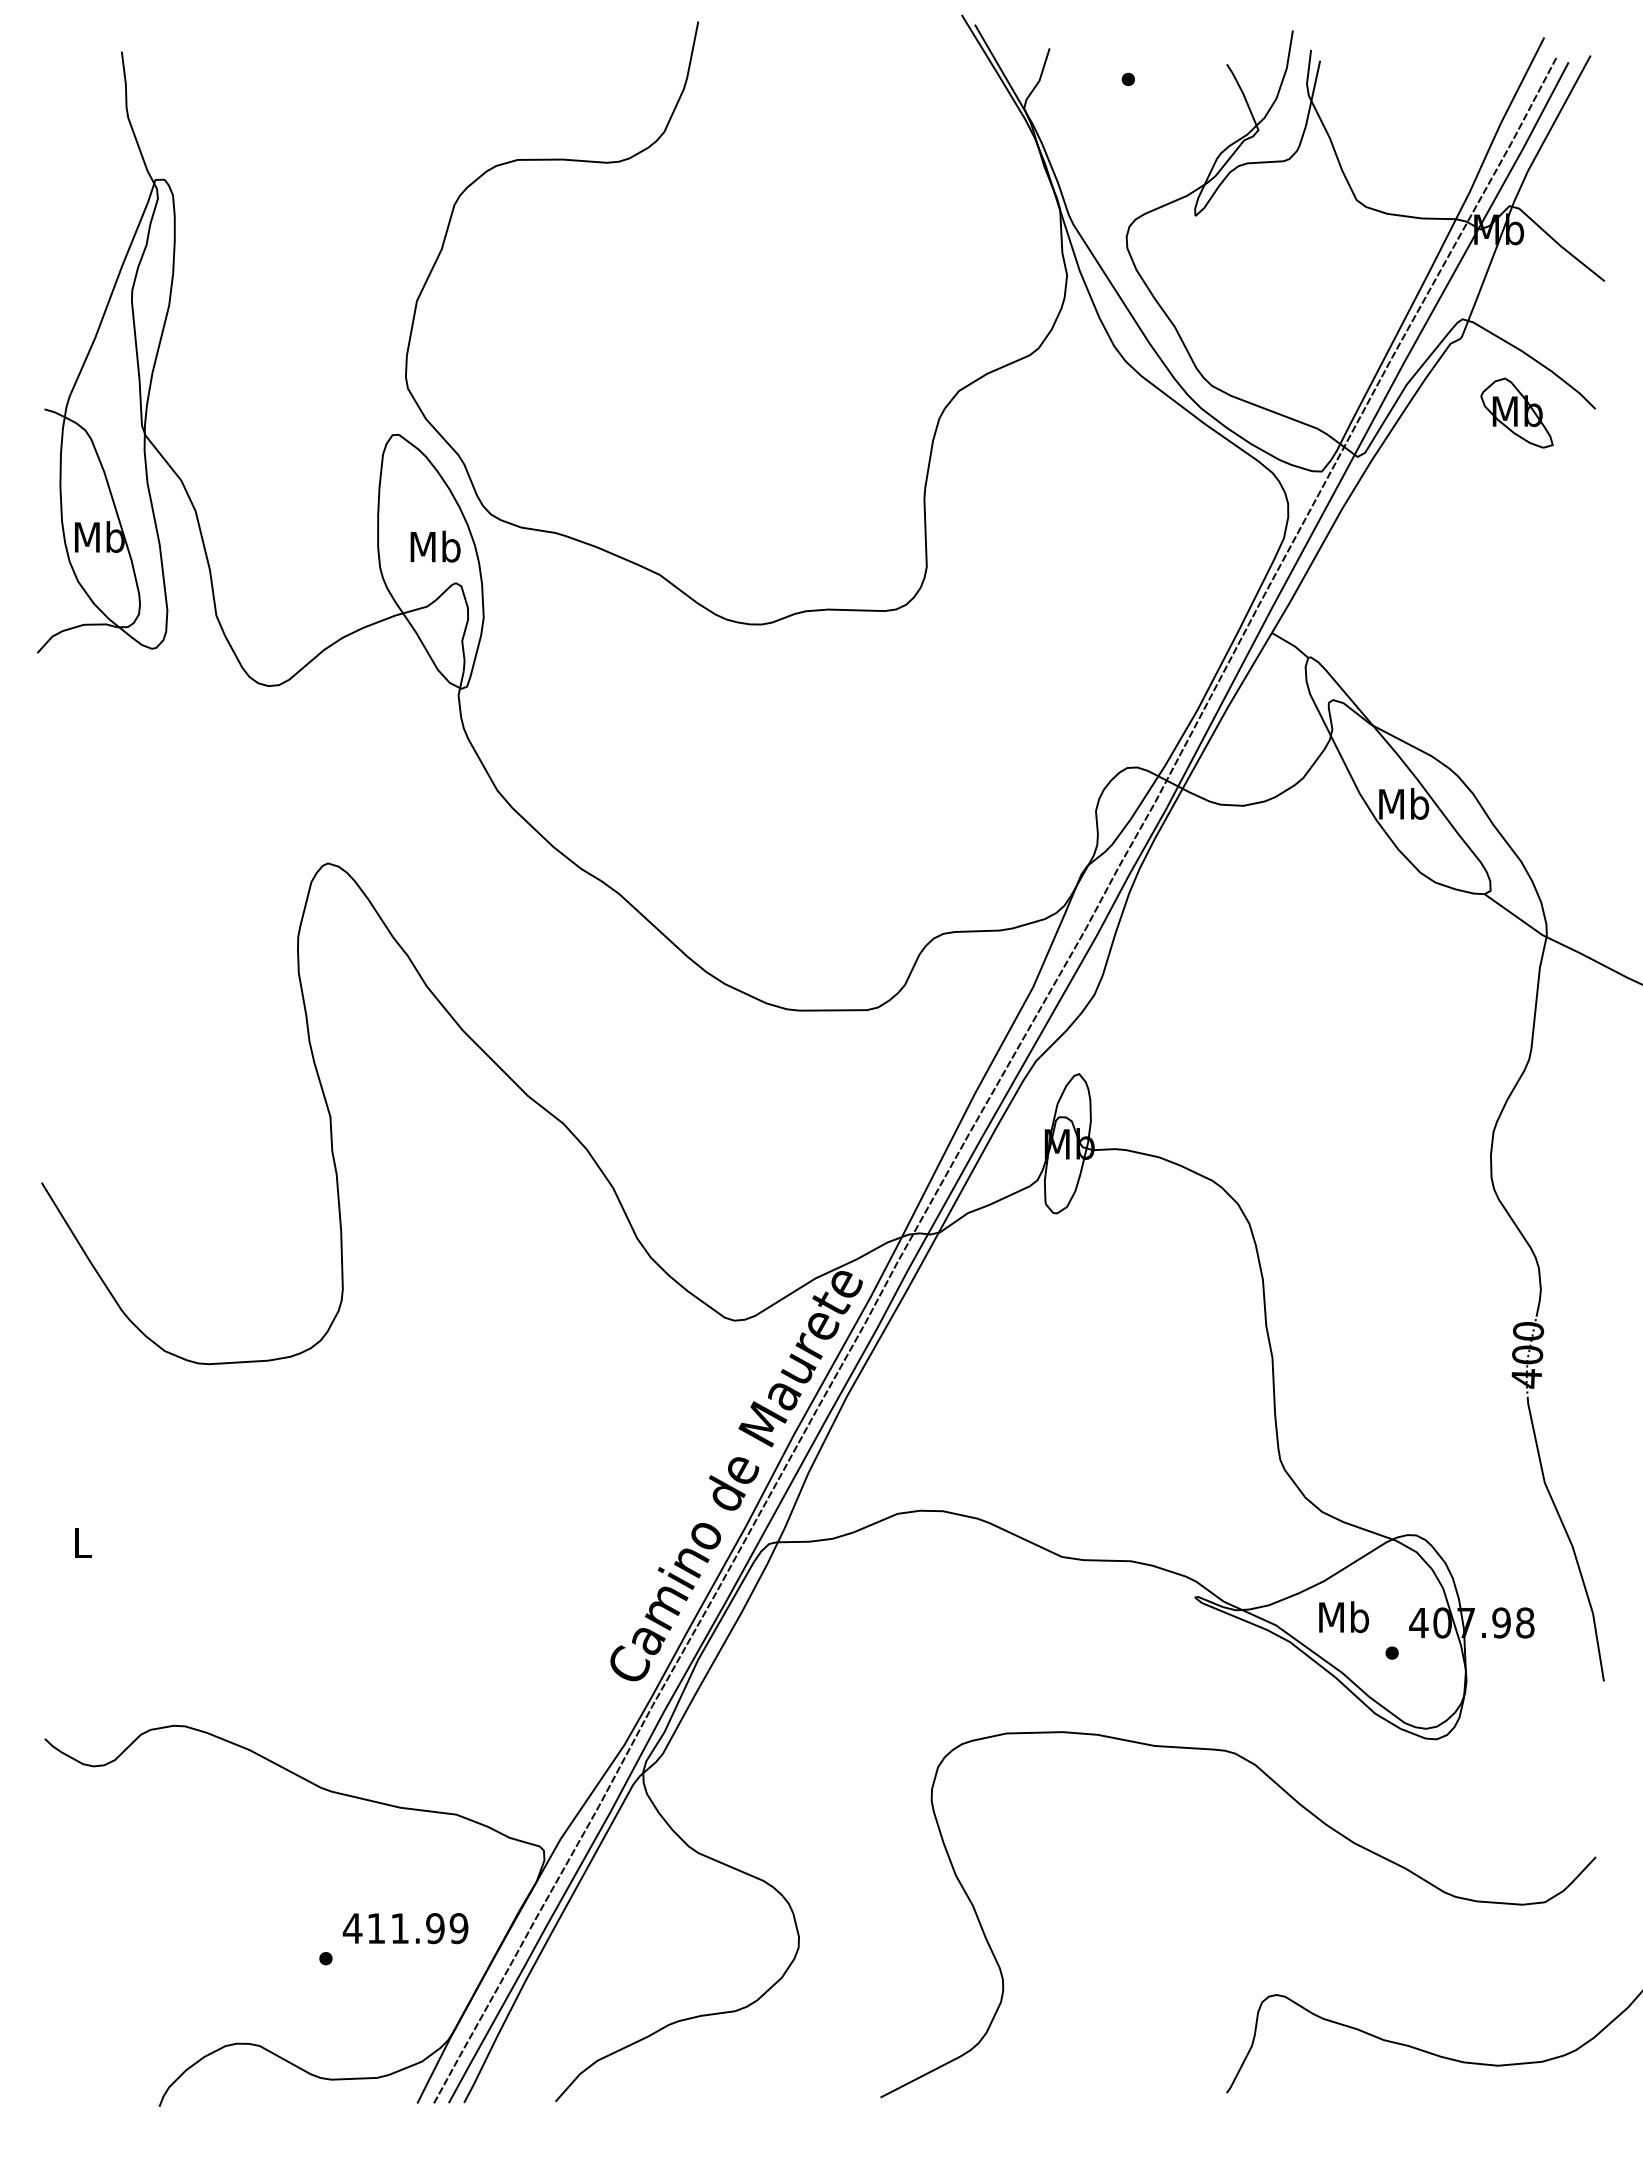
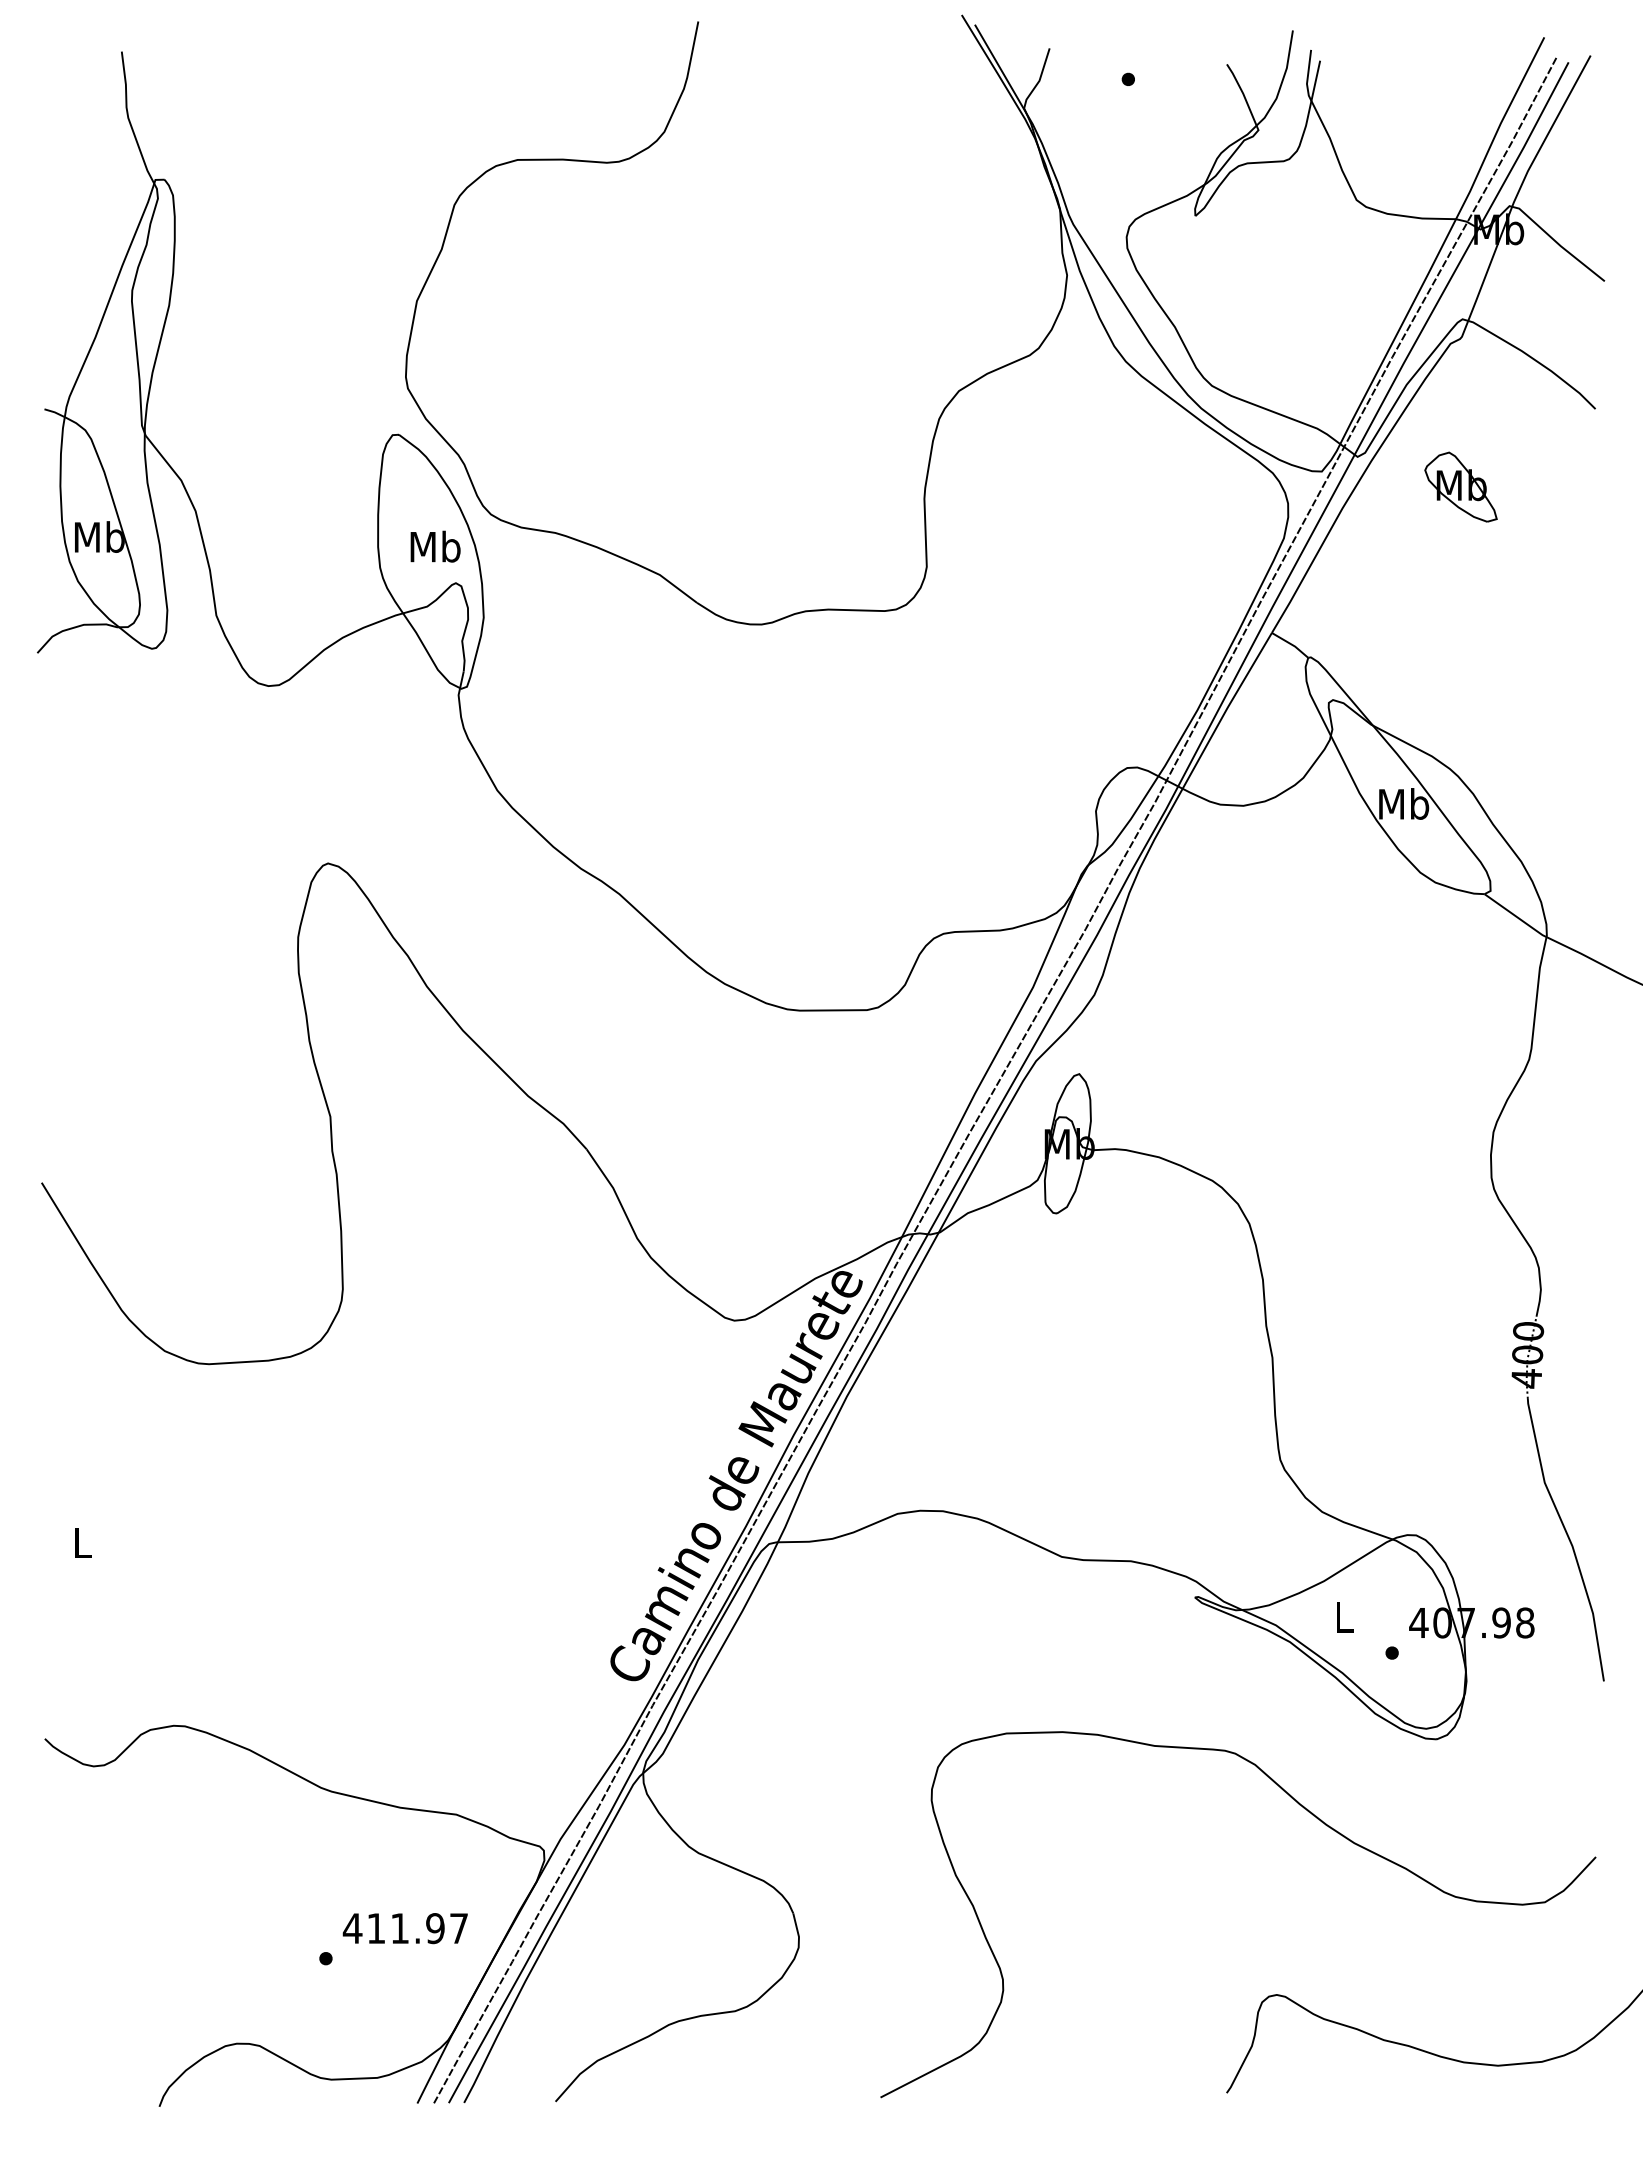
part position: (1516, 412) -> (1460, 486) (1460, 486)
text: Mb -> L (1344, 1617)
text: 411.99 -> 411.97 (458, 1928)
